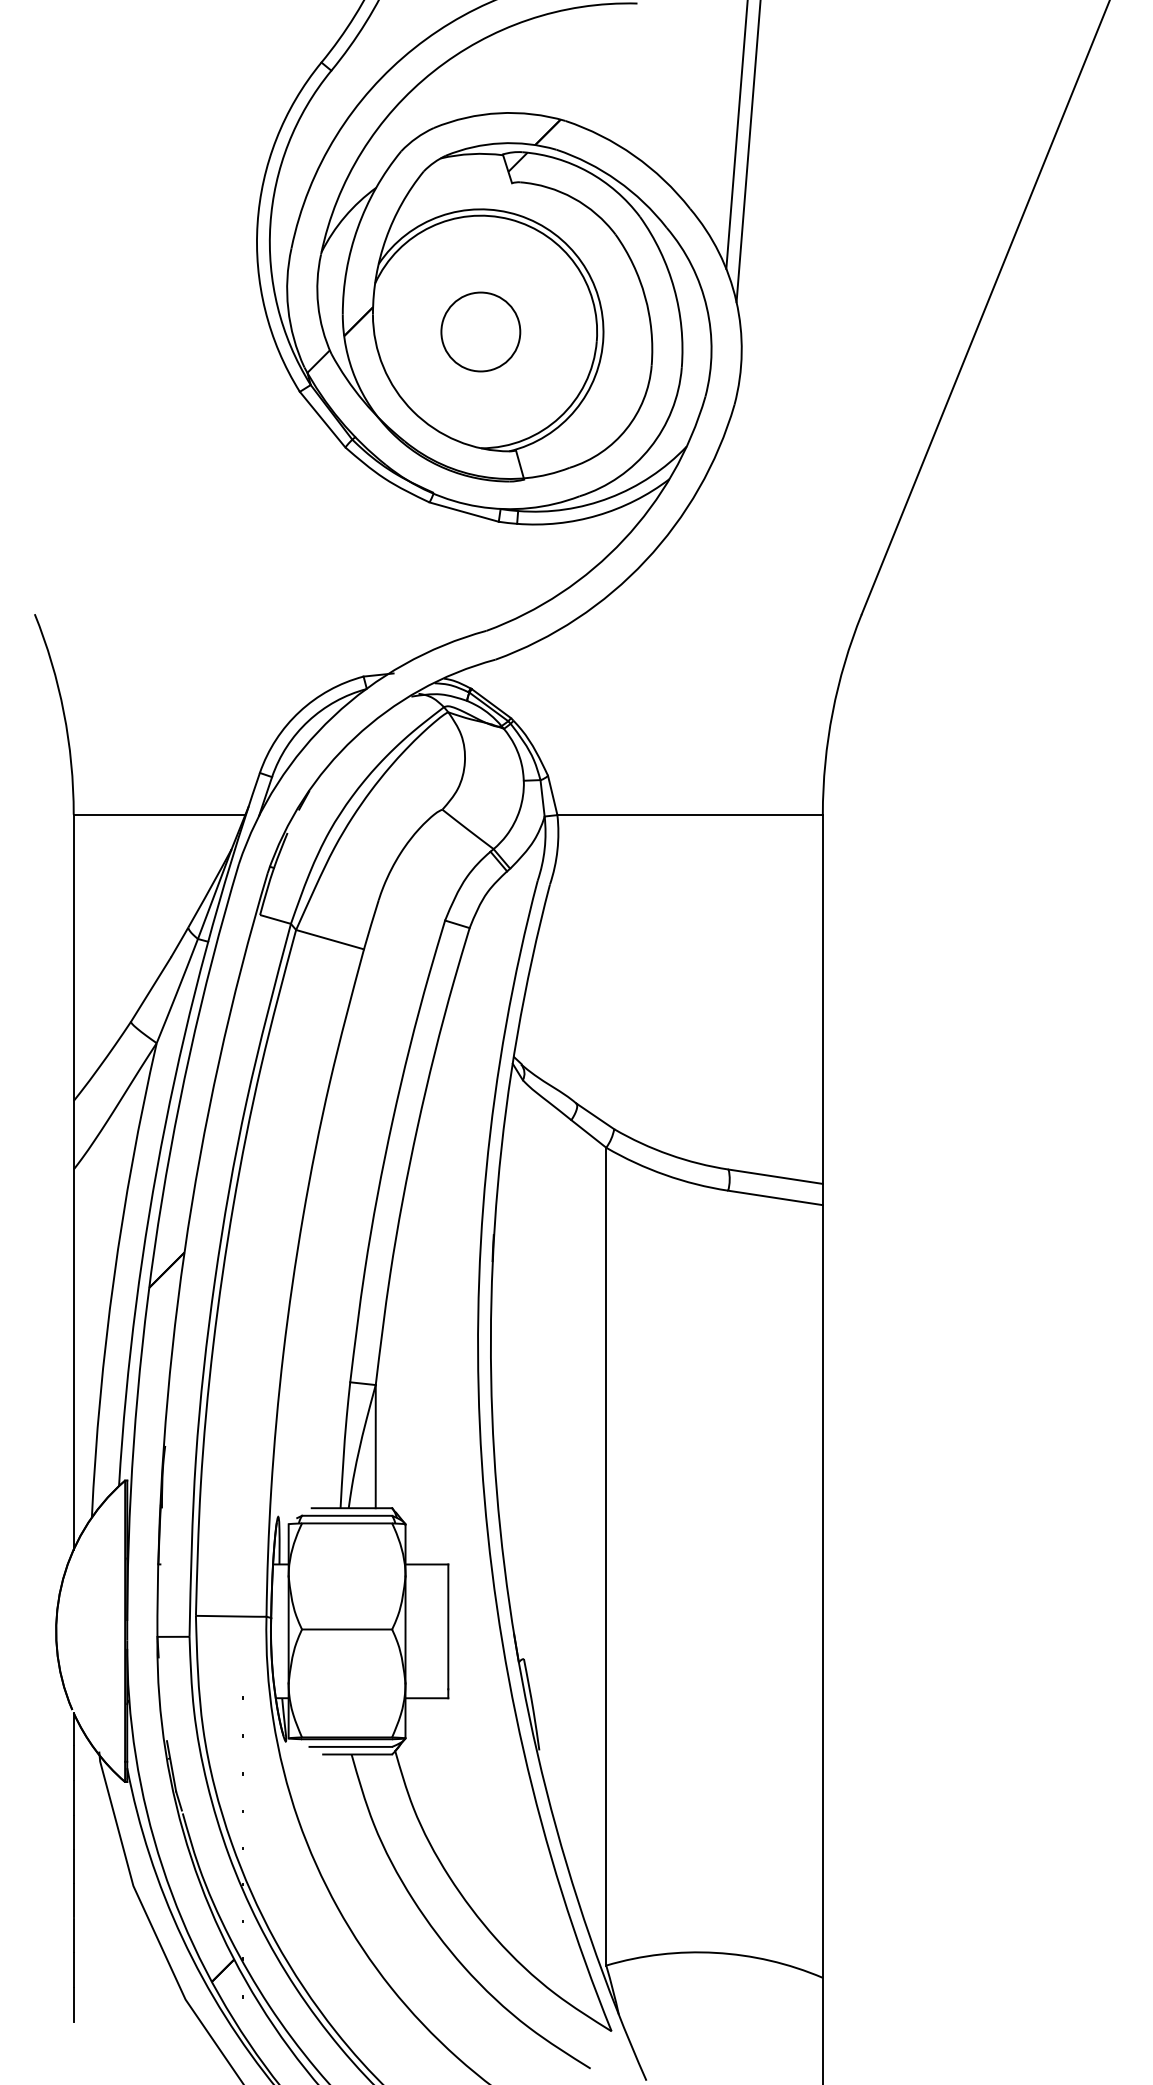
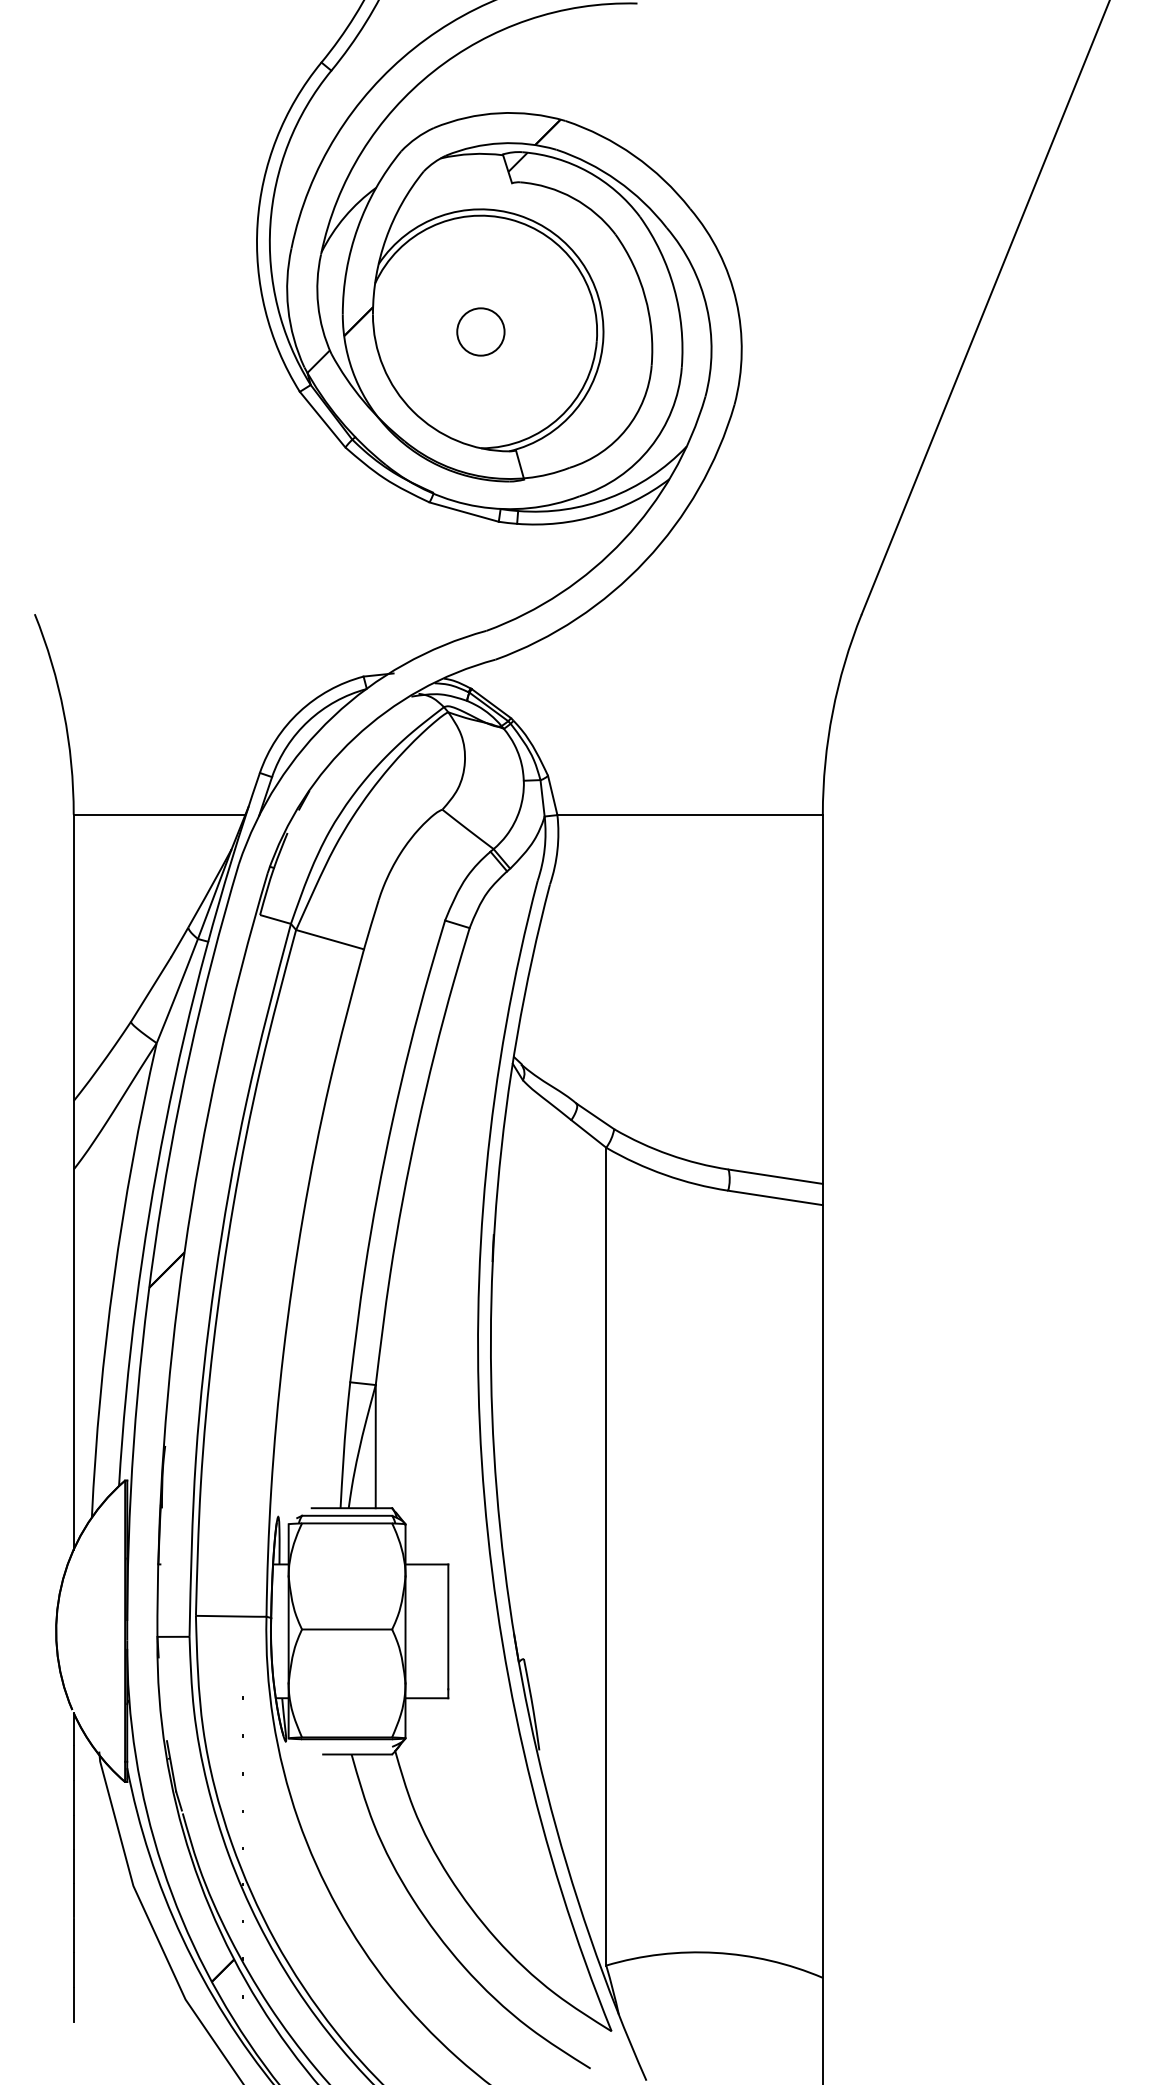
line: present -> none (736, 135)
line: present -> none (748, 152)
circle size: 82x82 px -> 50x50 px (480, 331)
line: present -> none (350, 1746)
